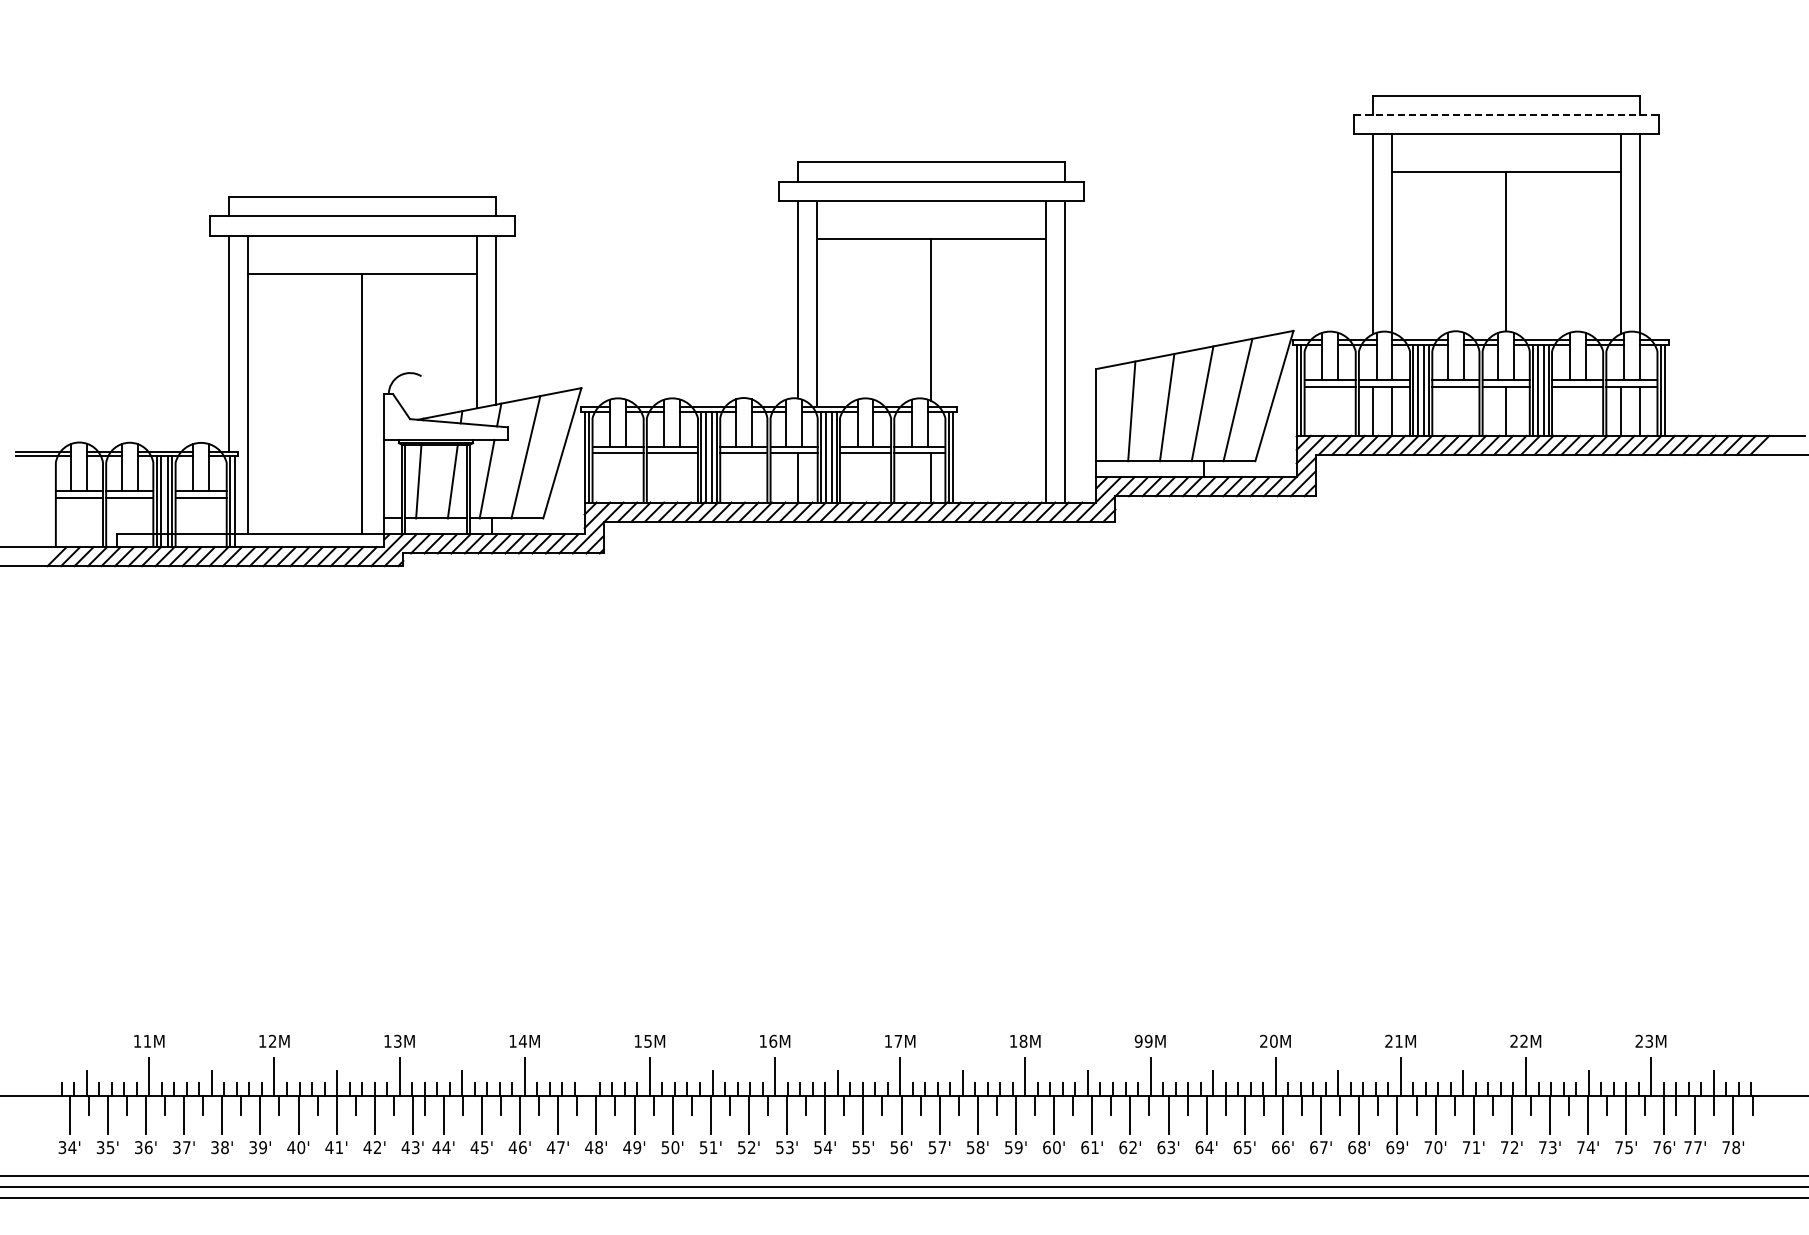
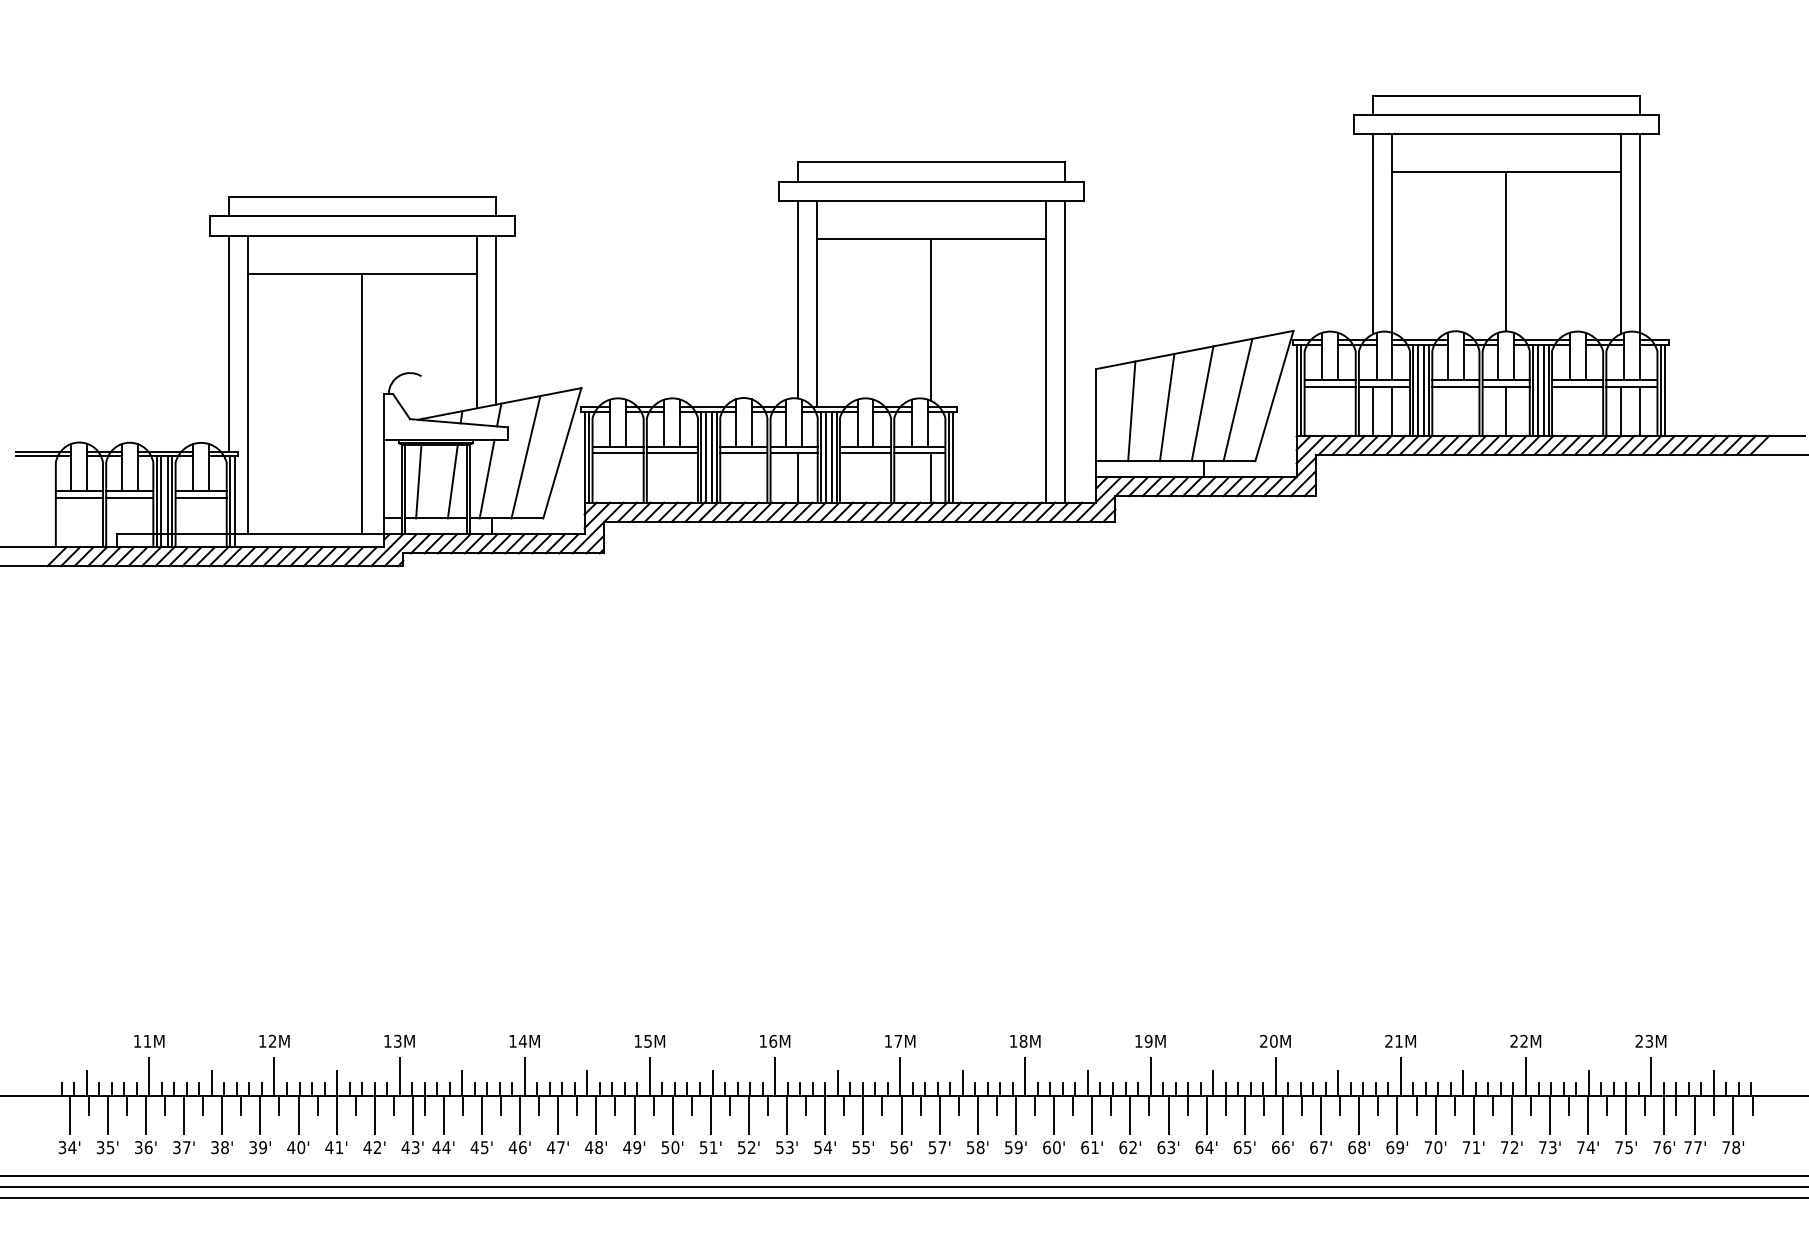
line: dashed -> solid (1506, 114)
text: 99M -> 19M (1138, 1040)
line: none -> present (587, 1082)
